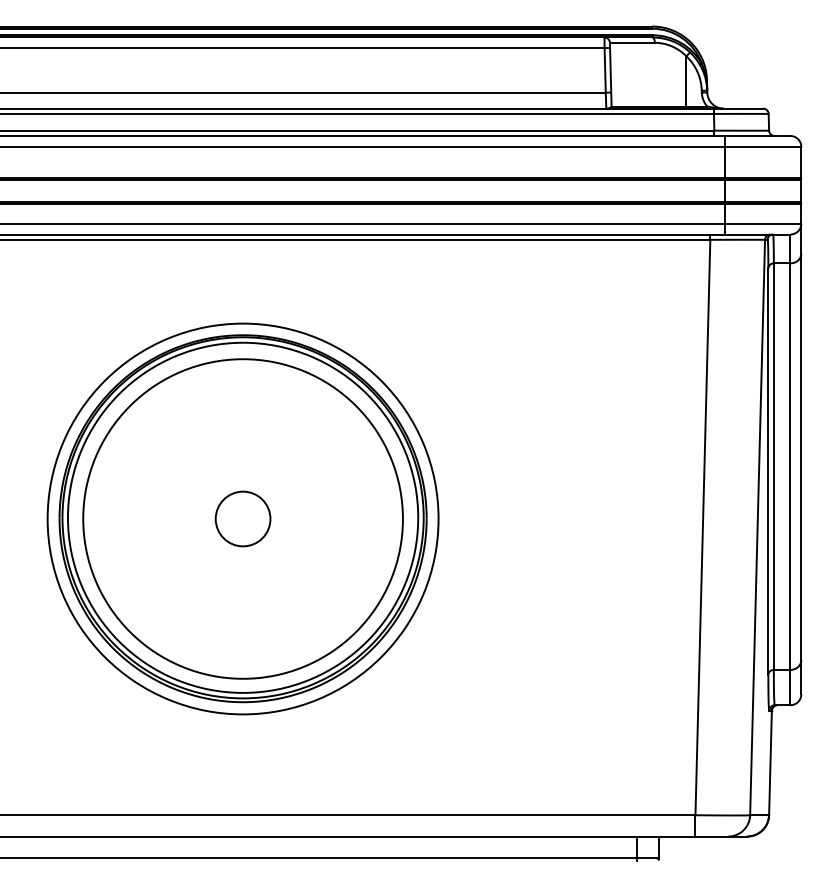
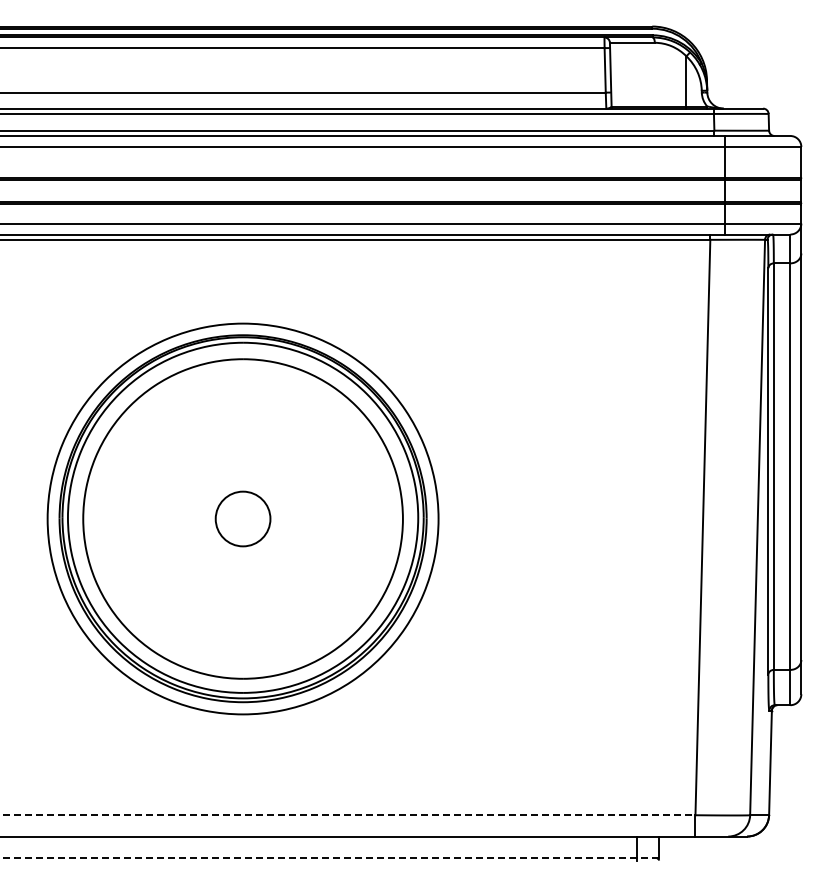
line: solid -> dashed (348, 815)
line: solid -> dashed (329, 858)
